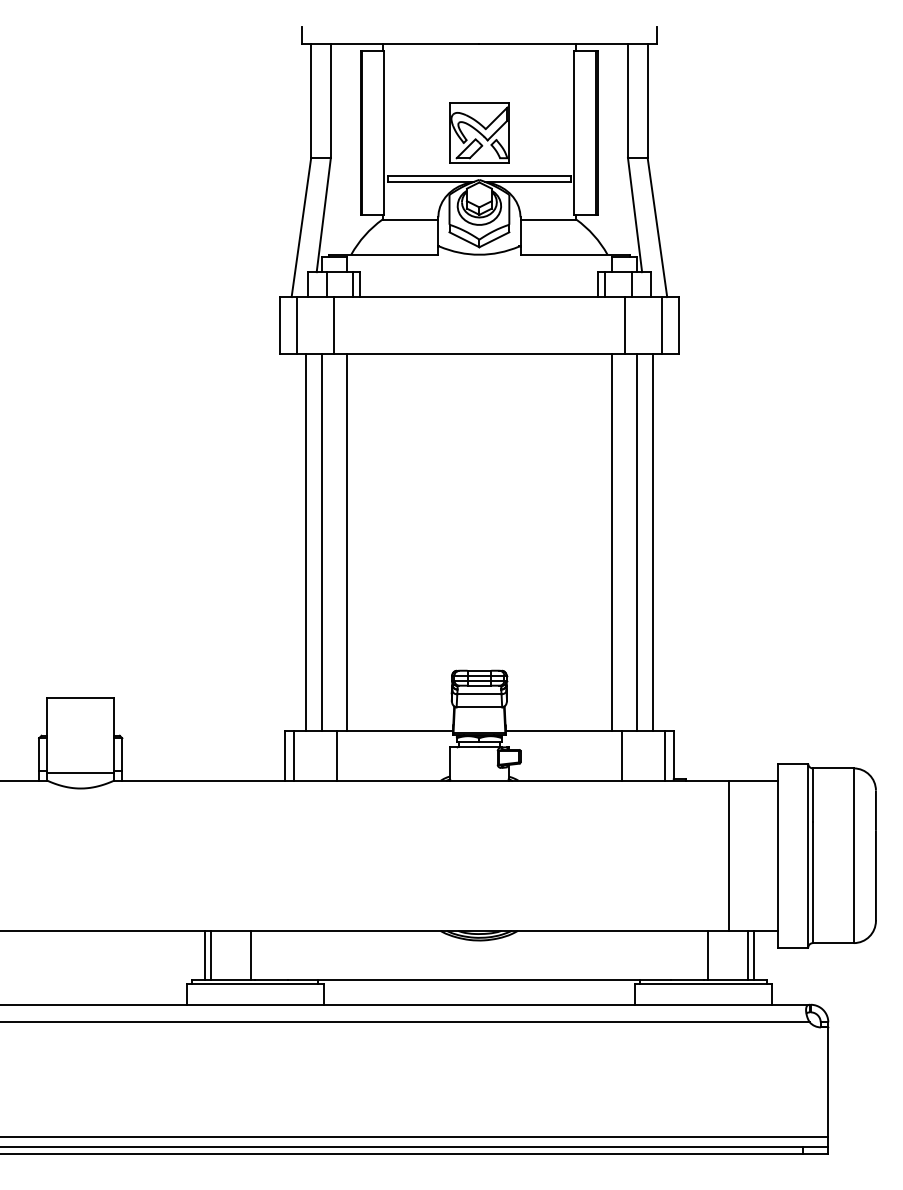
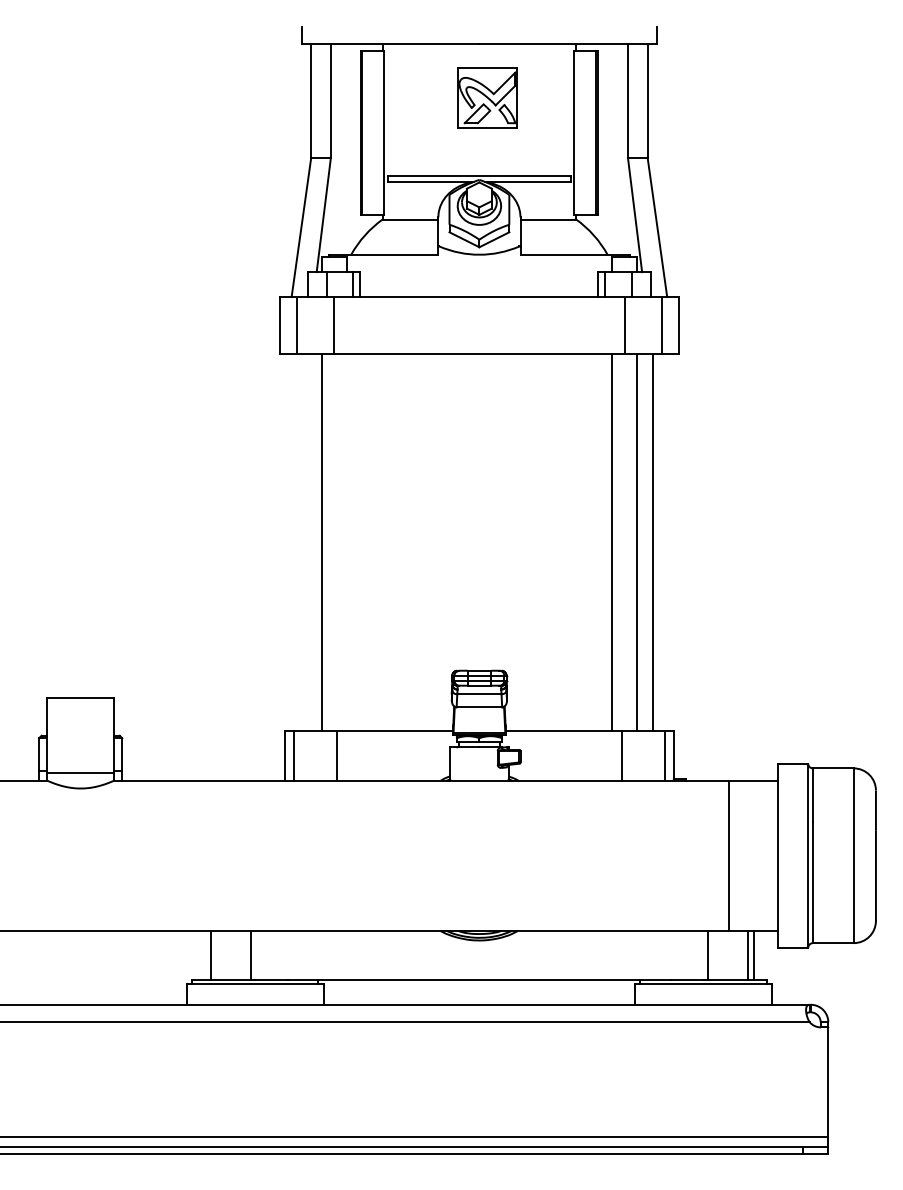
part position: (479, 132) -> (487, 97) (487, 97)
line: present -> none (306, 542)
line: present -> none (346, 542)
line: present -> none (205, 955)
